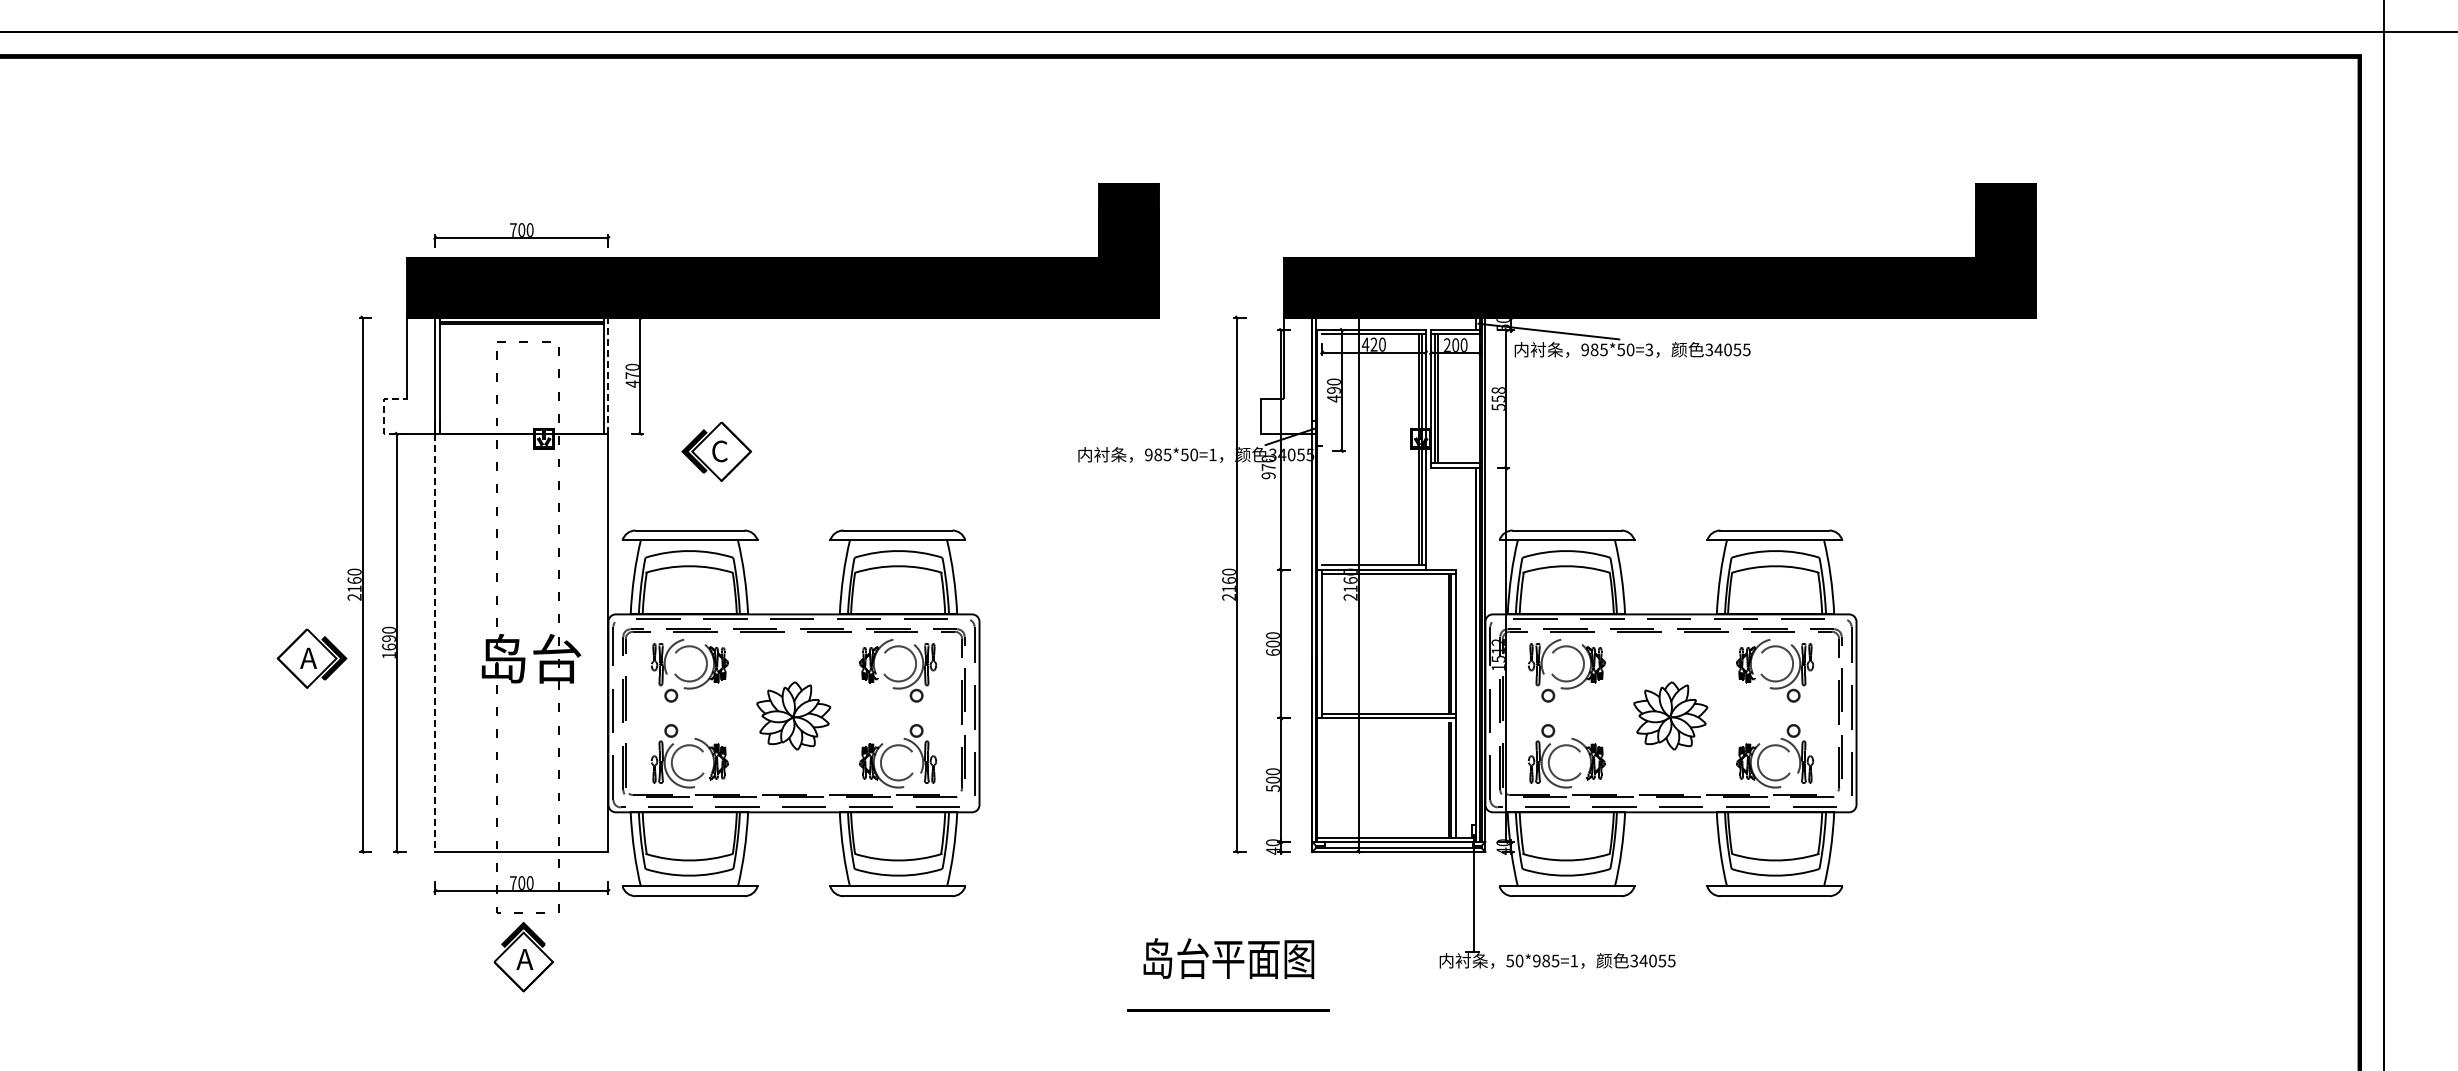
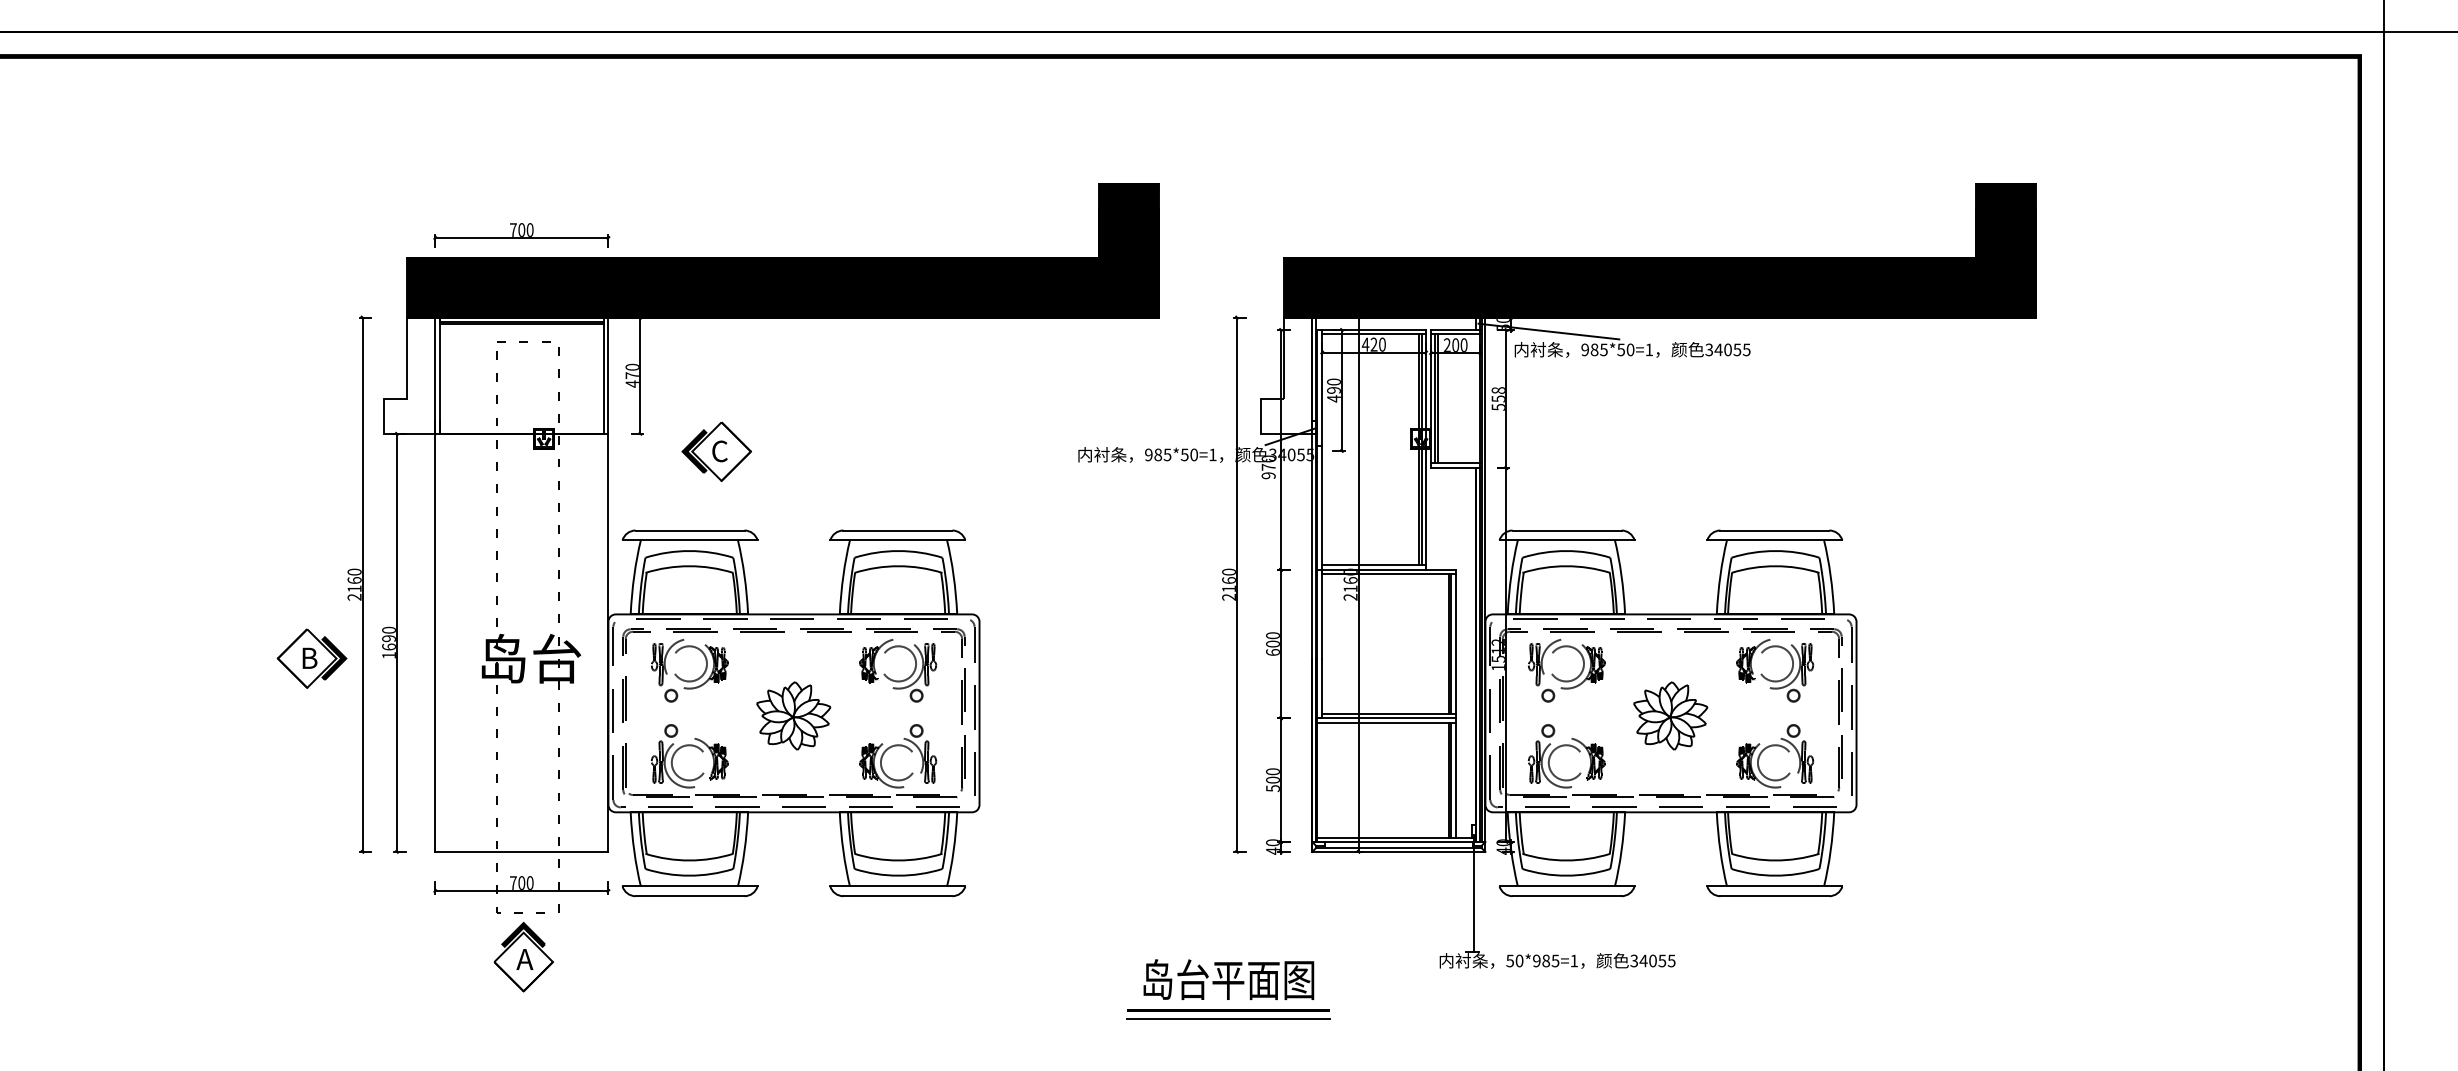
text: 985*50=3 -> 985*50=1 (1648, 349)
line: dashed -> solid (608, 375)
line: dashed -> solid (383, 411)
line: none -> present (1322, 450)
line: dashed -> solid (435, 643)
text: A -> B (308, 657)
line: none -> present (1386, 722)
text position: (1228, 958) -> (1228, 979) (1228, 979)
line: none -> present (1227, 1018)
